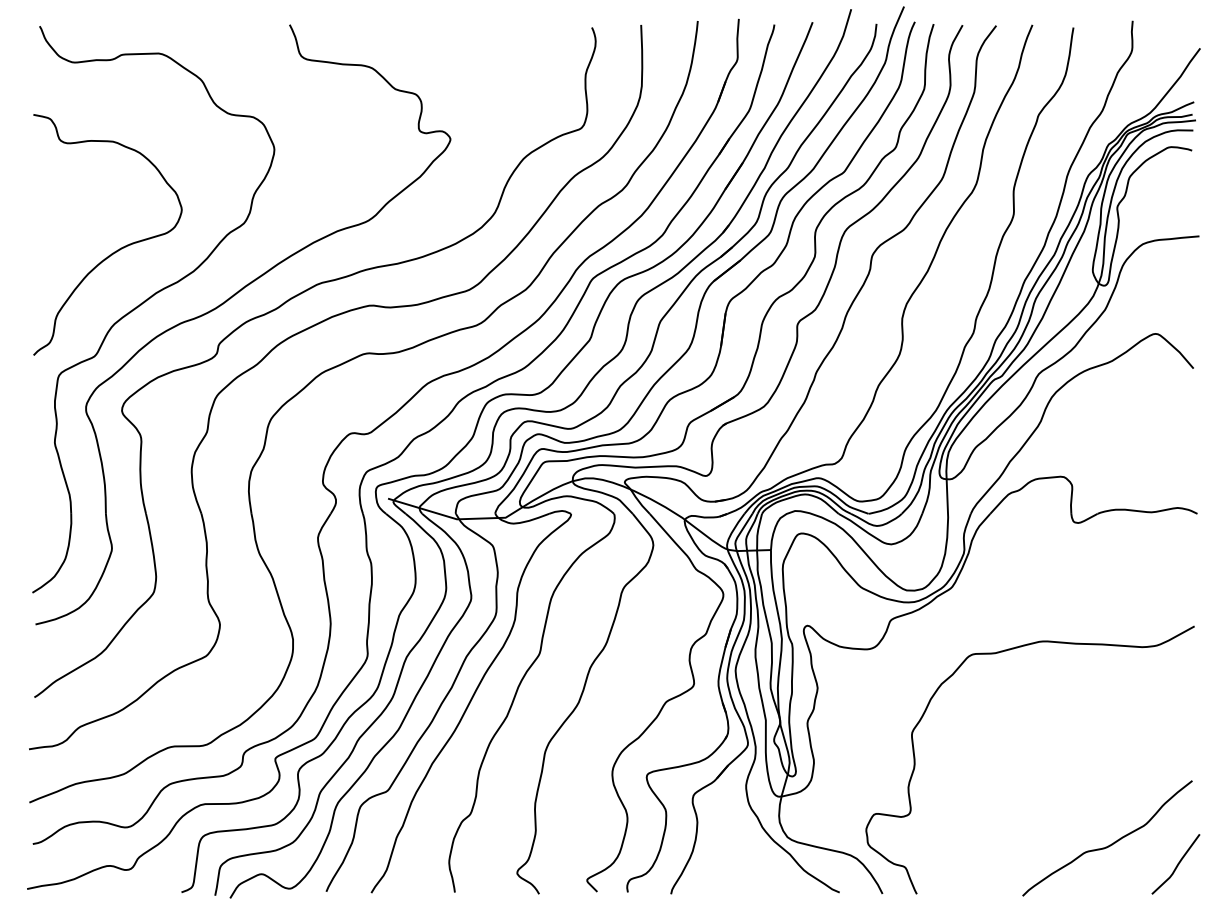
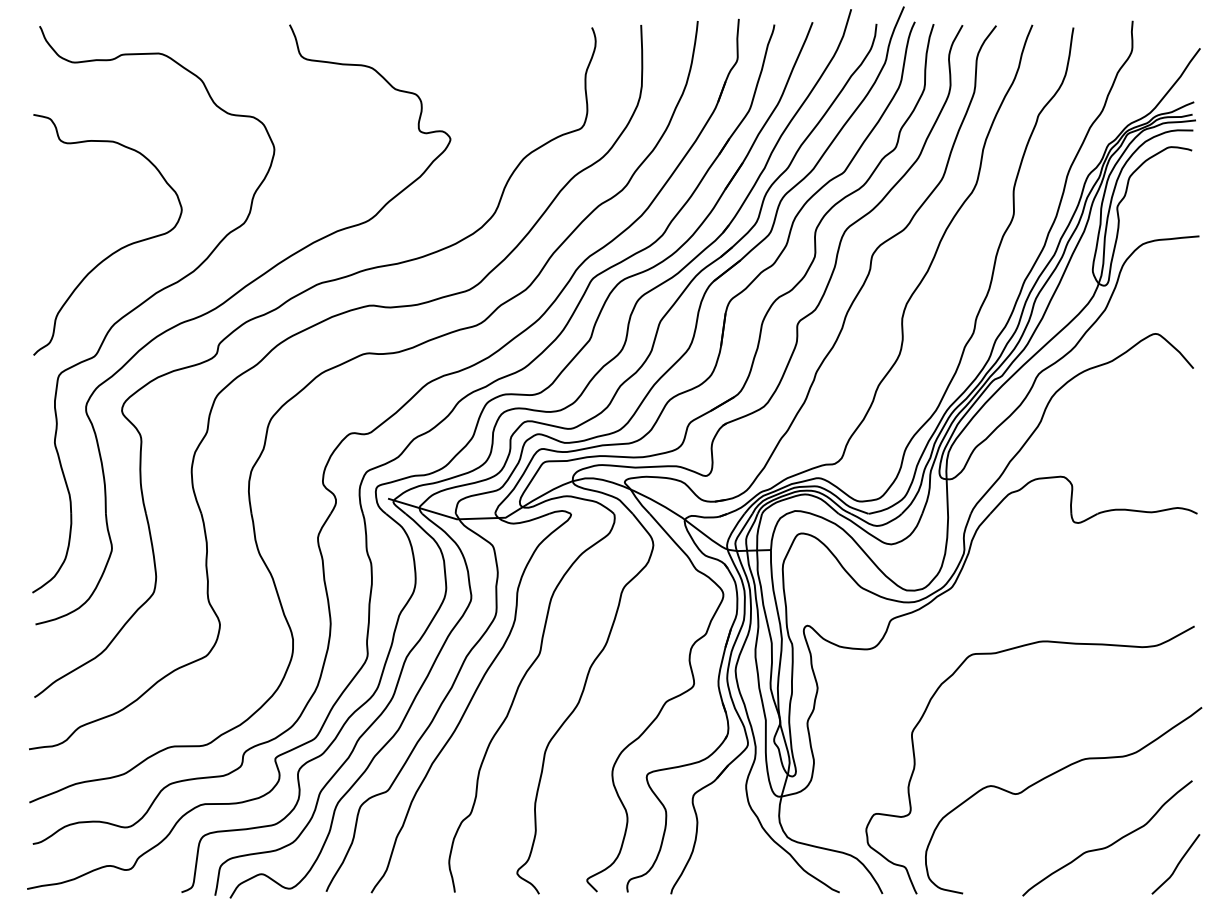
curve: none -> present (1050, 776)
